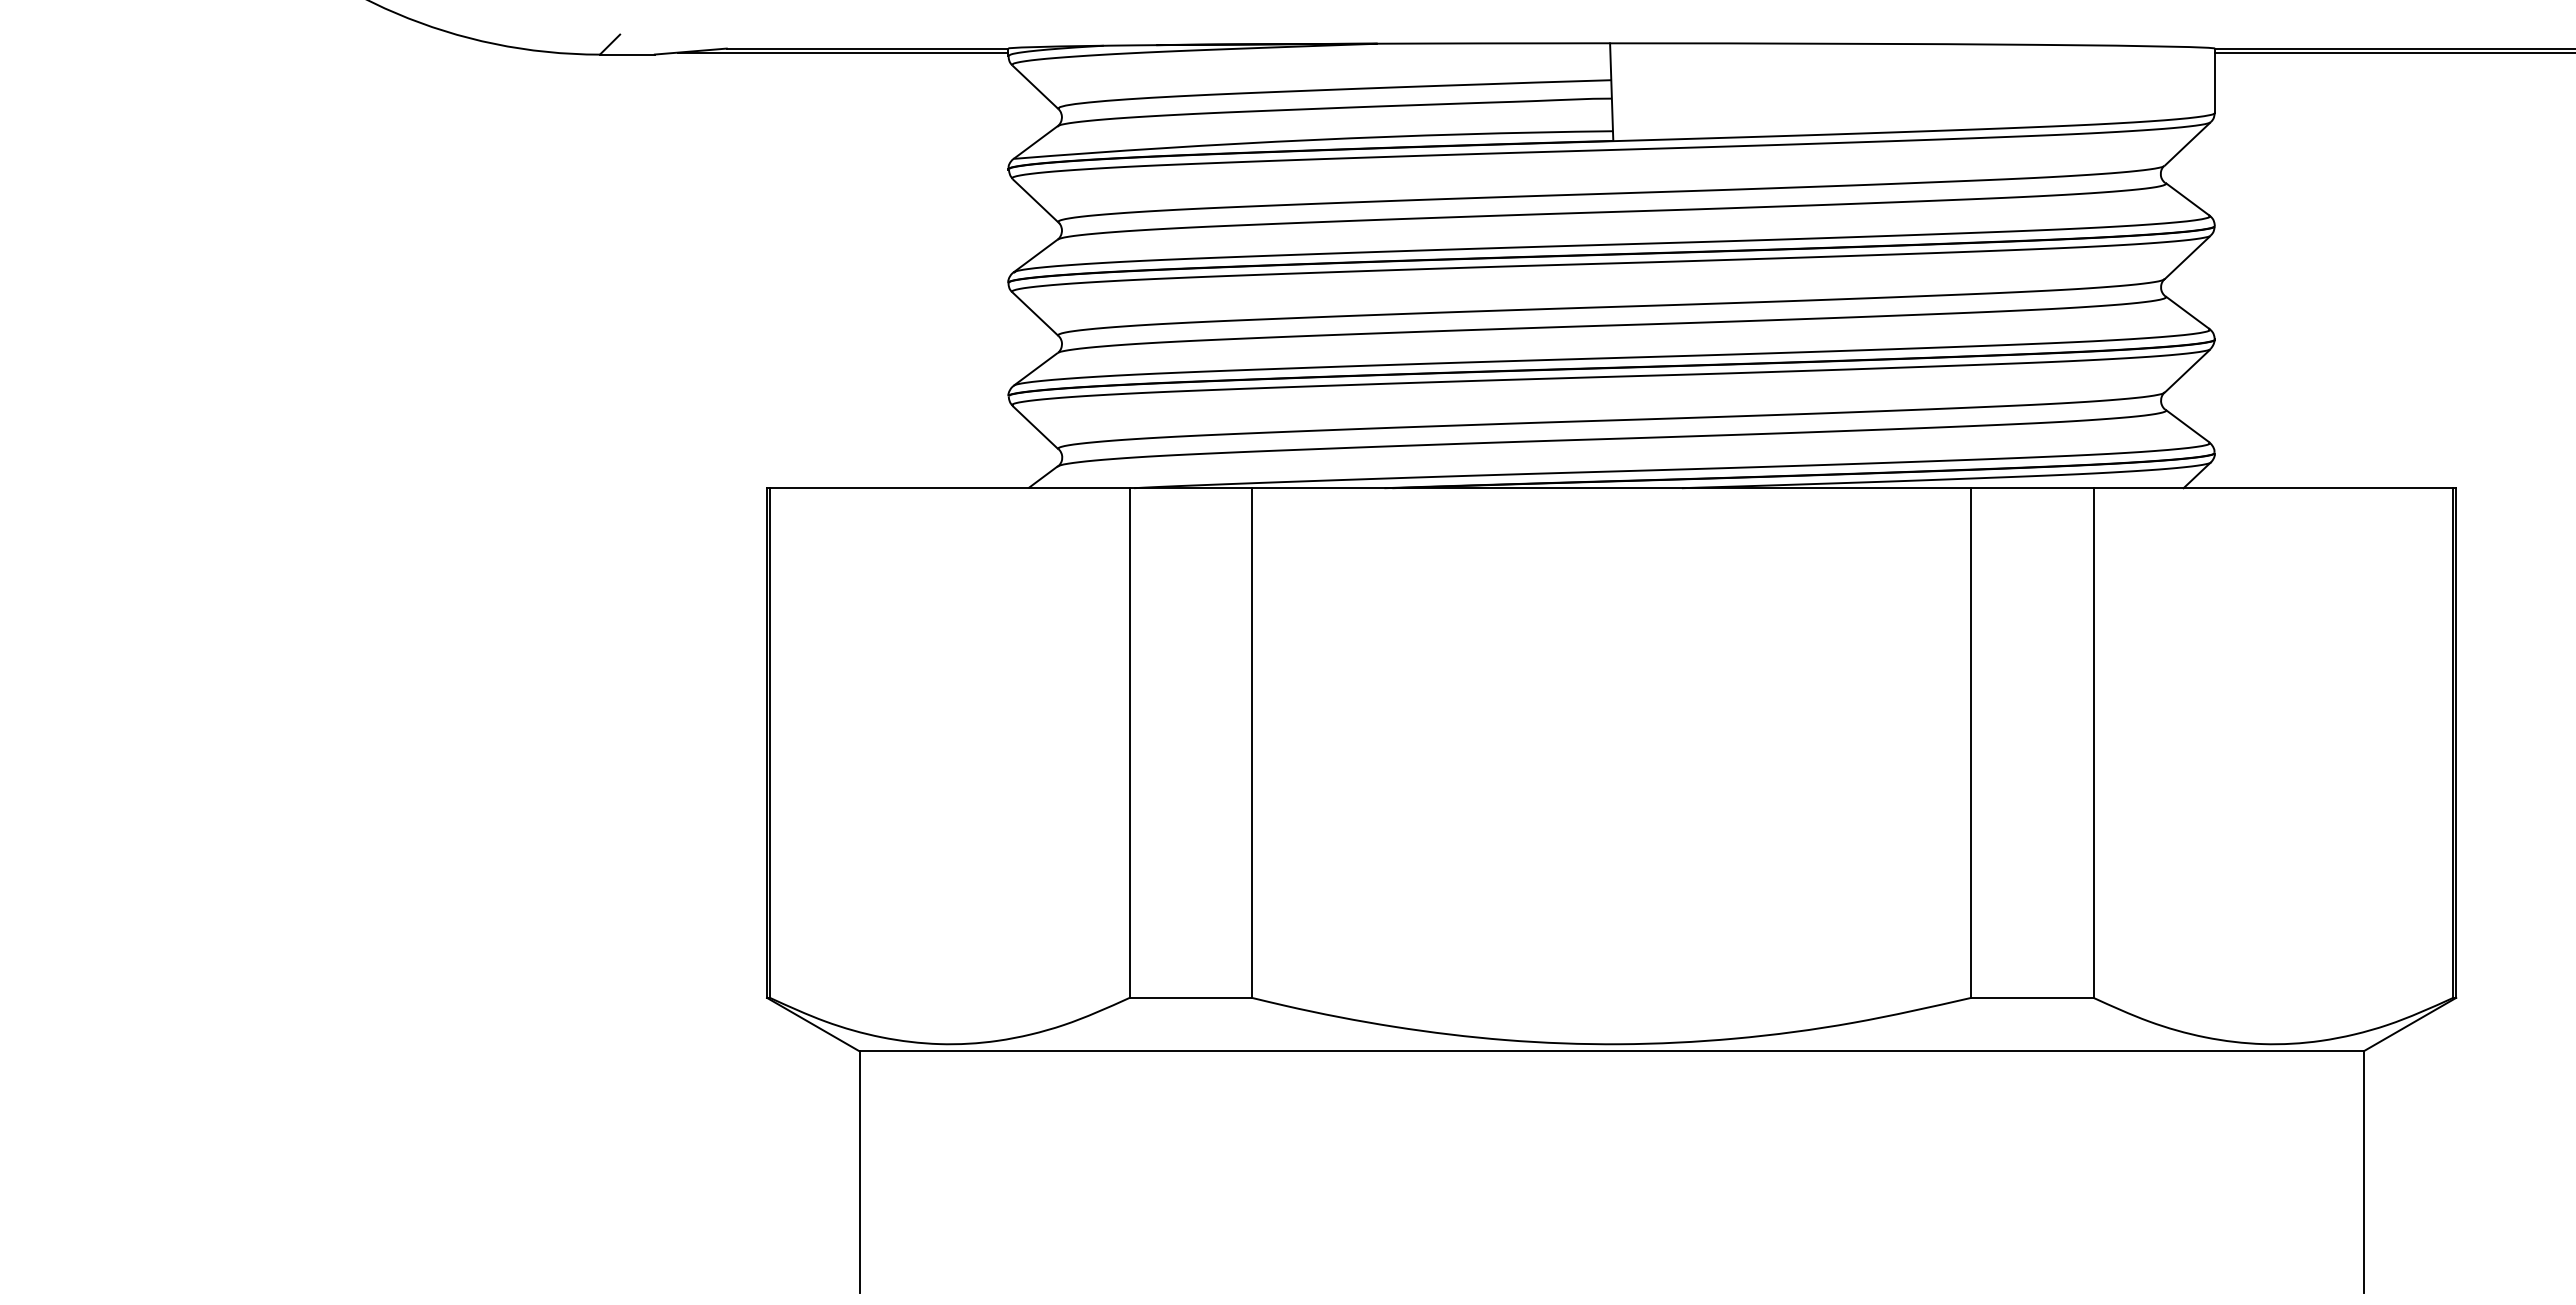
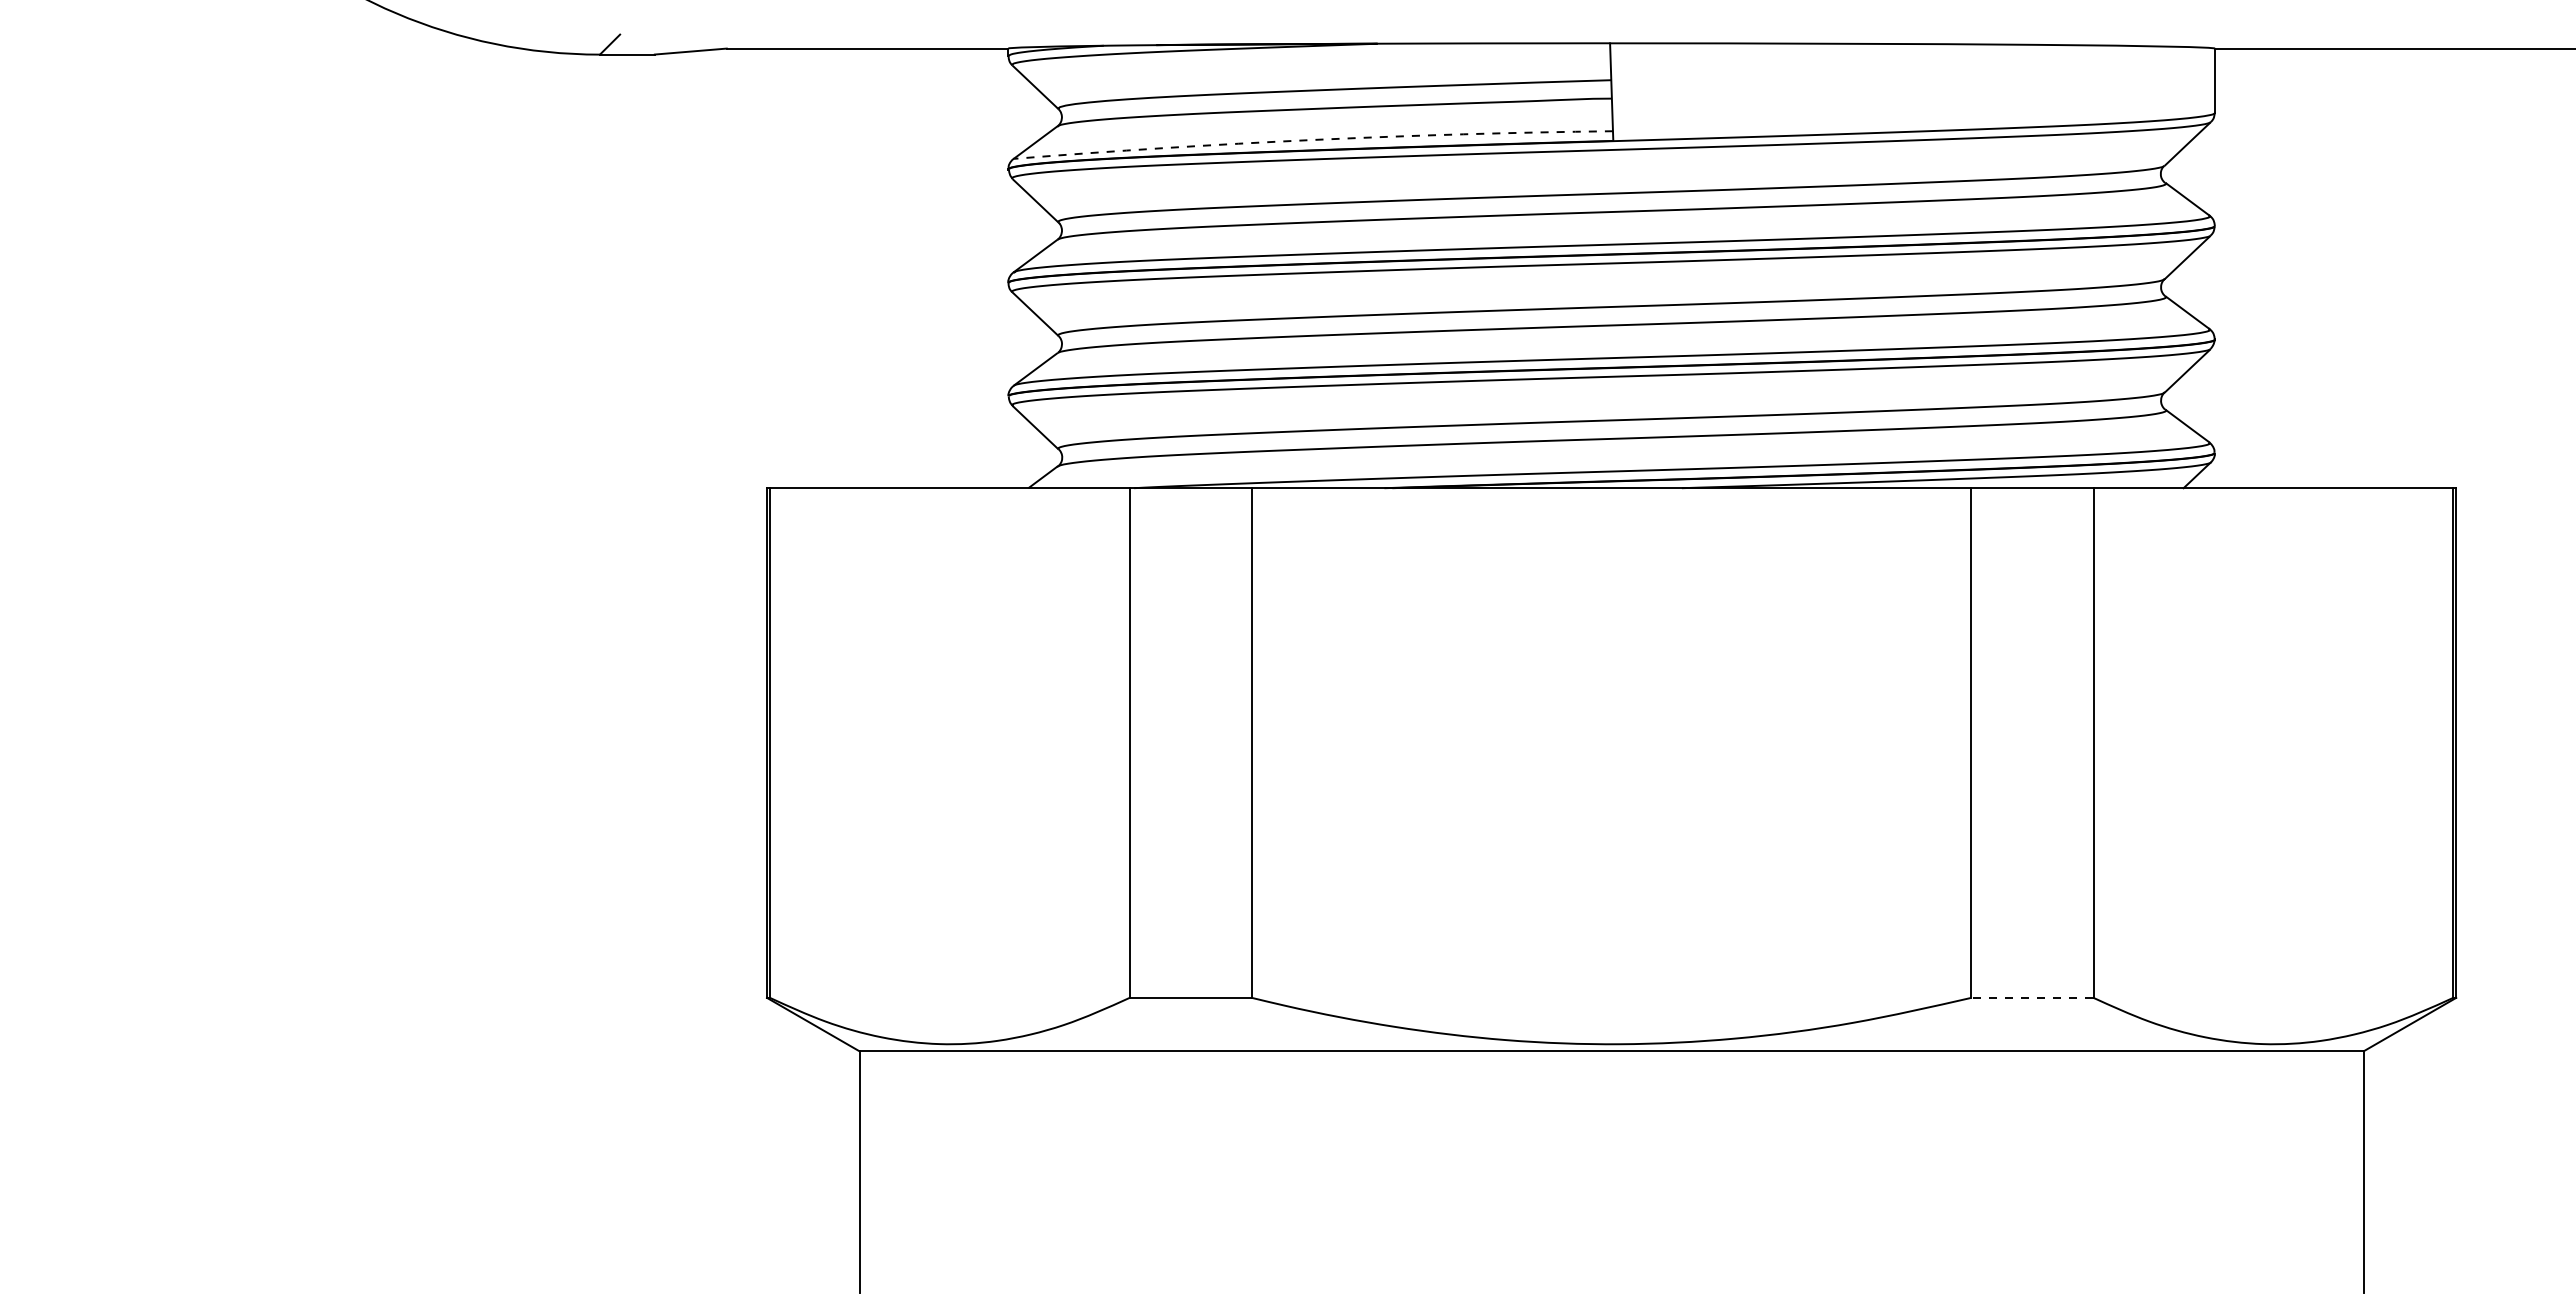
line: present -> none (843, 52)
line: present -> none (2393, 52)
arc: solid -> dashed (1313, 139)
line: solid -> dashed (2031, 997)
